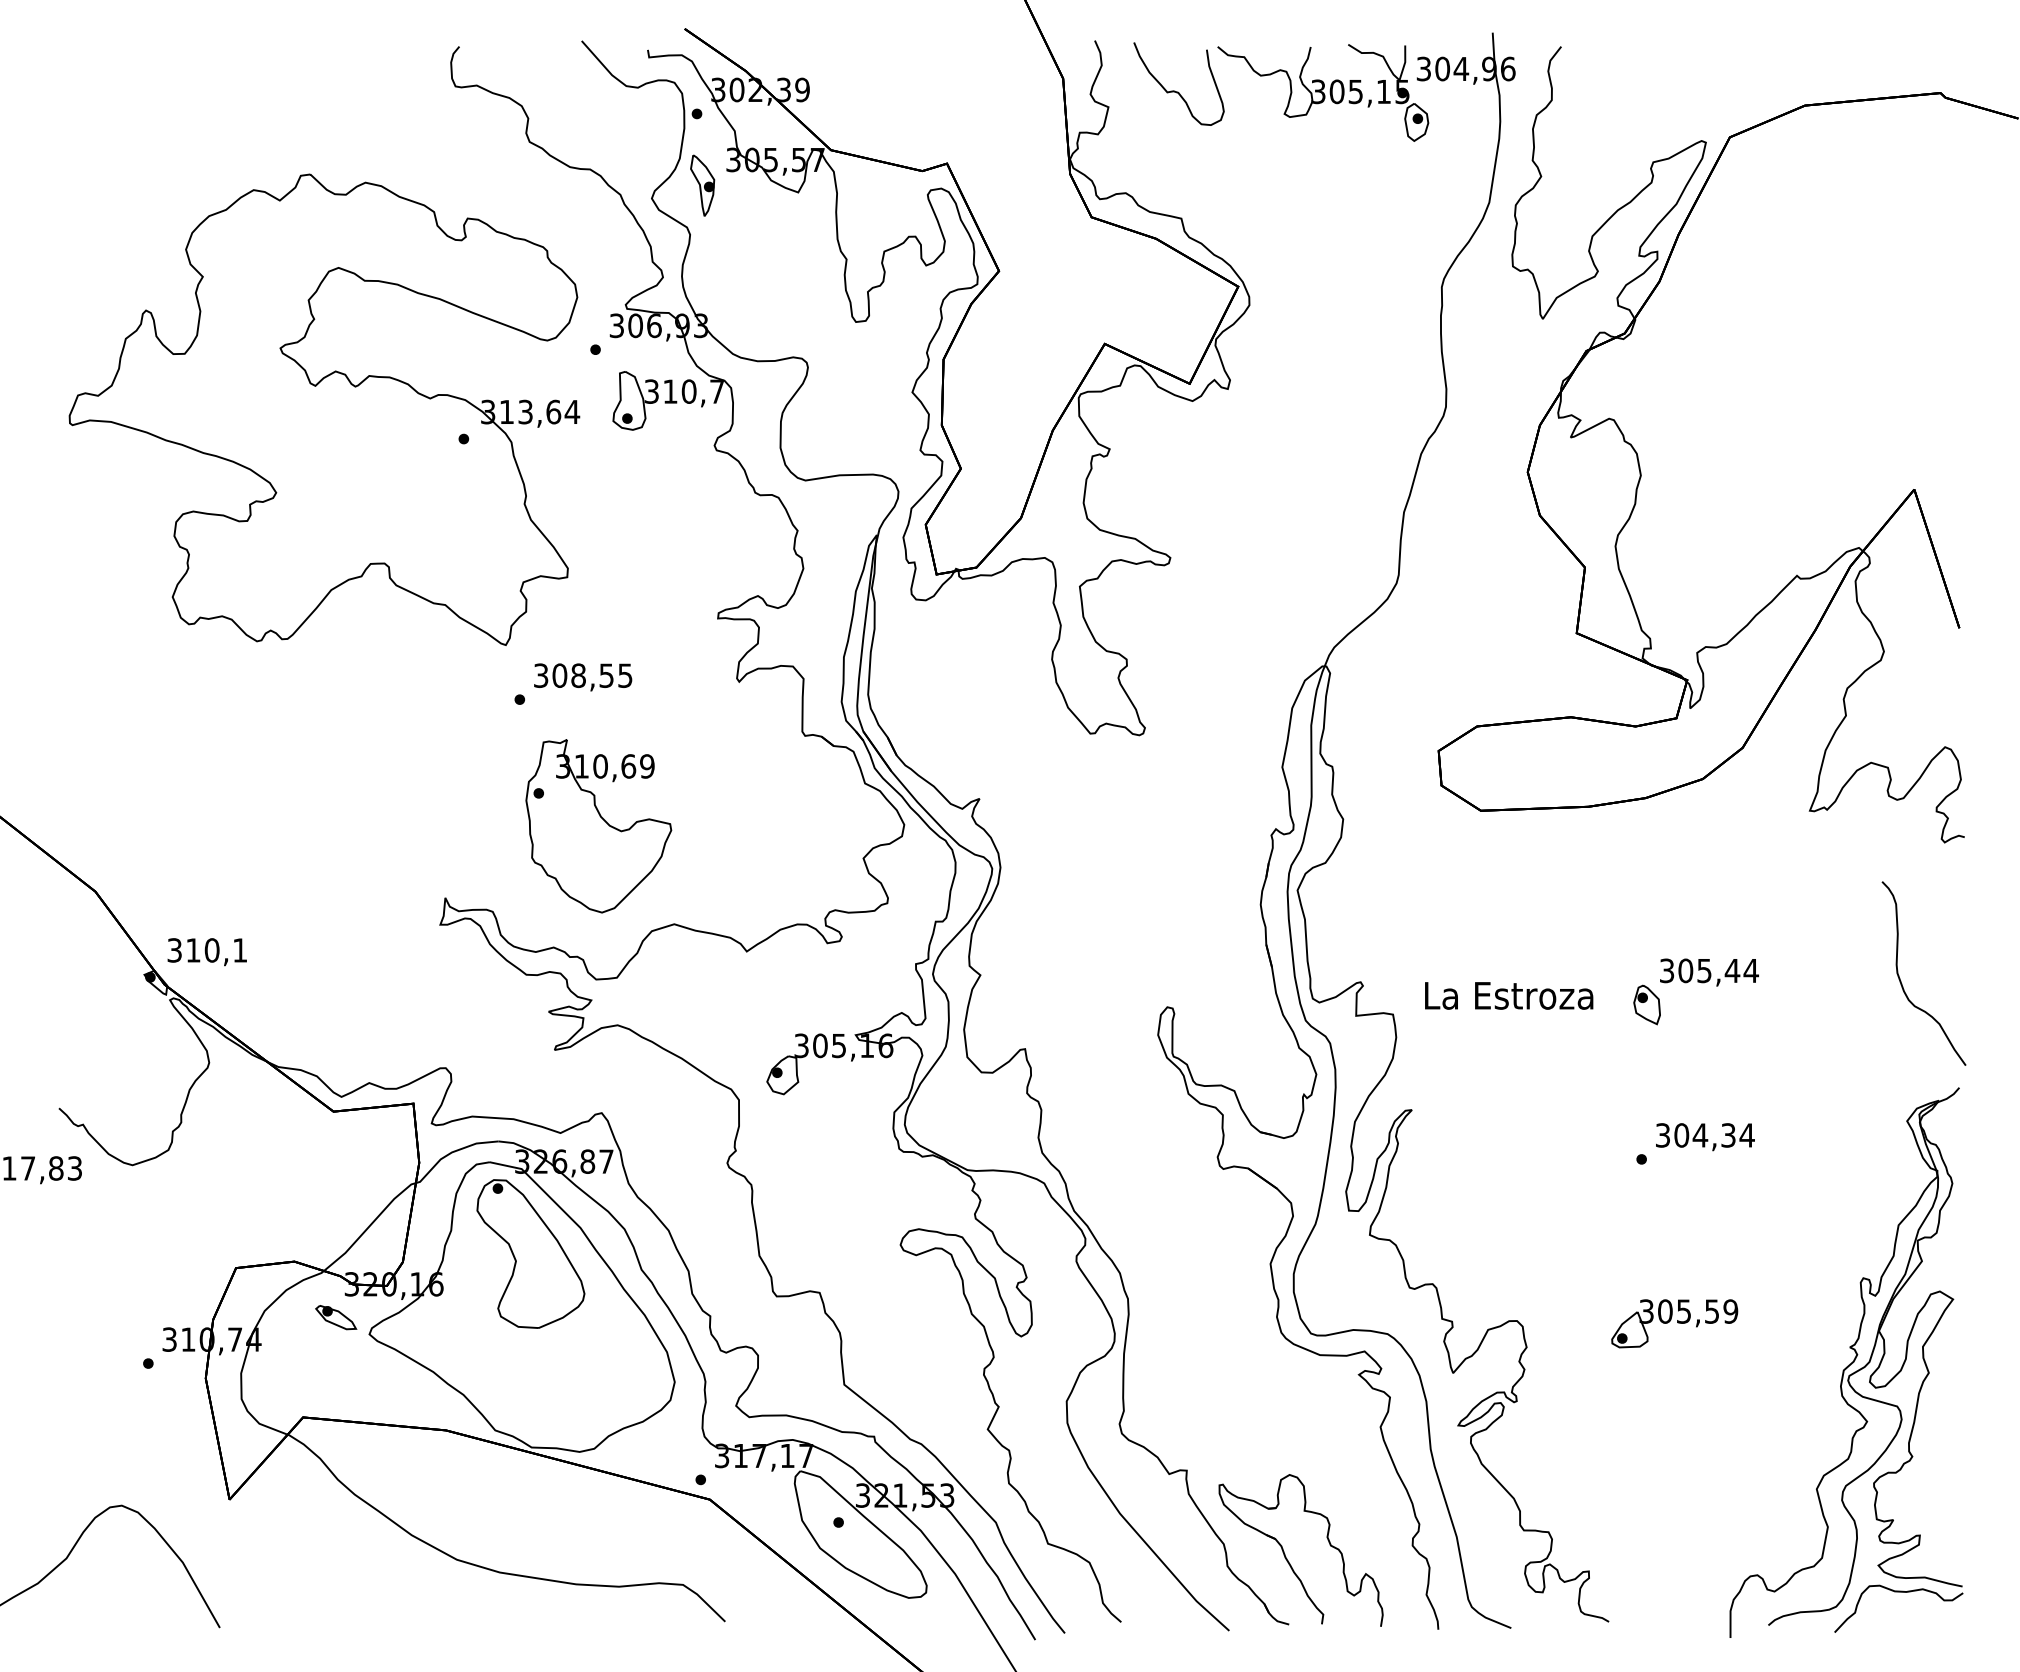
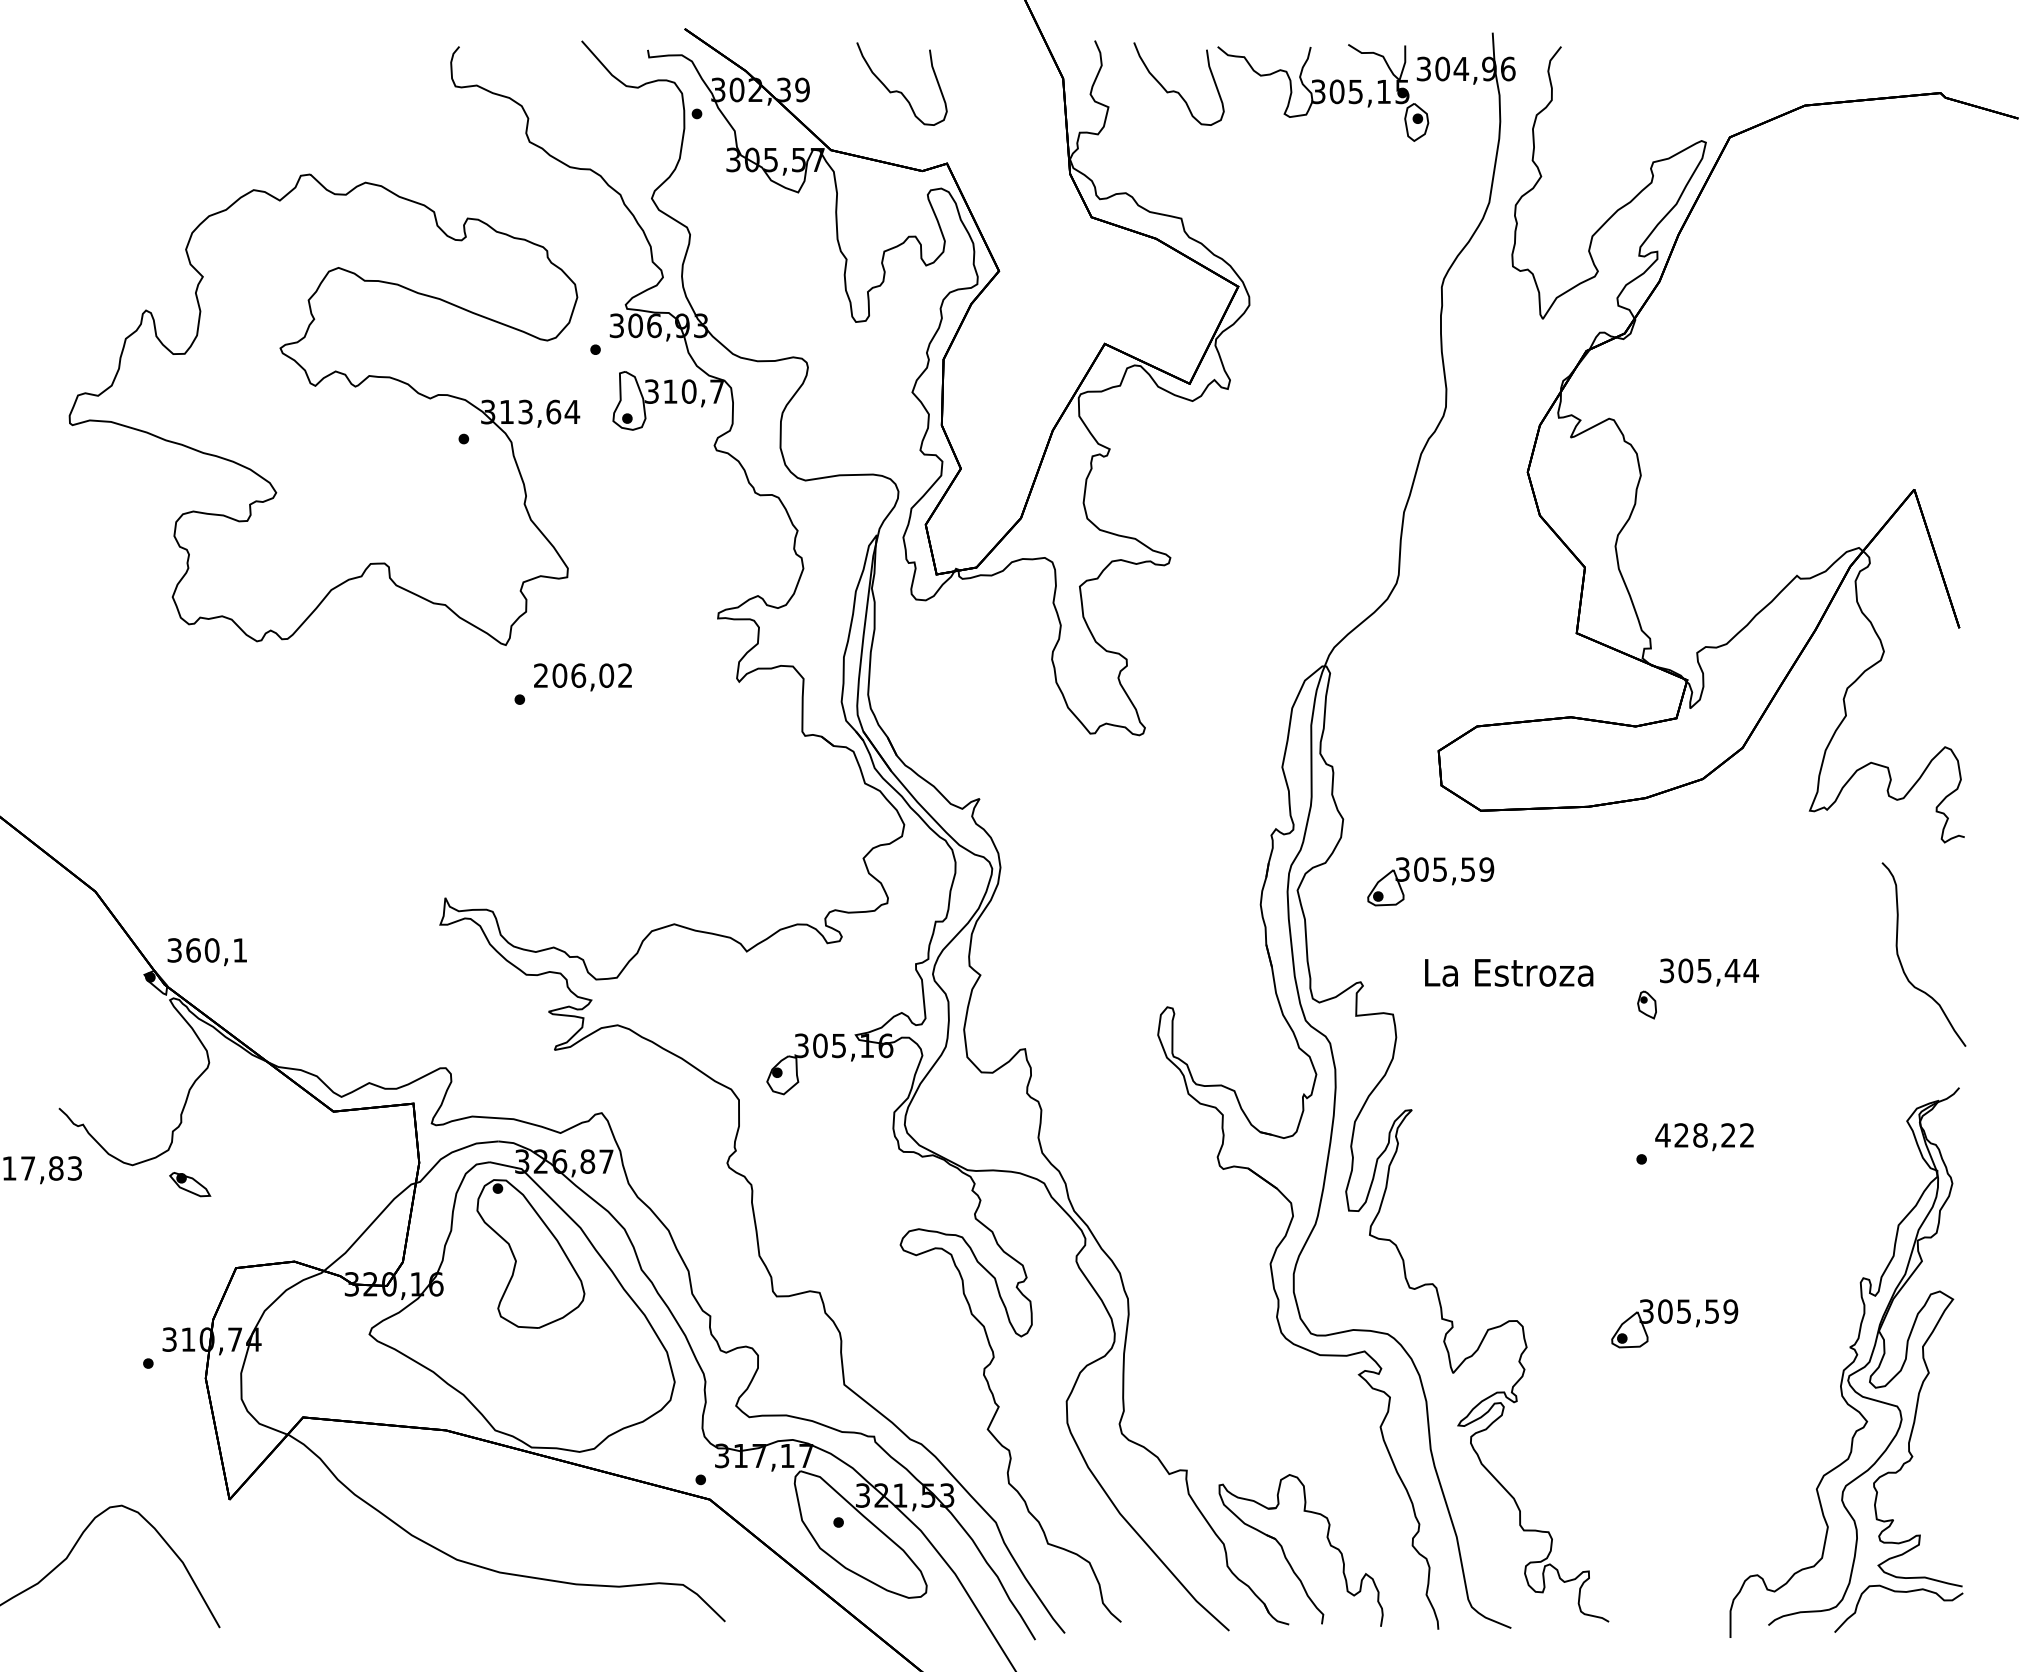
curve: none -> present (901, 91)
part: present -> none (702, 185)
text: 308,55 -> 206,02 (583, 675)
part: present -> none (598, 826)
part: none -> present (1430, 881)
text: 310,1 -> 360,1 (193, 950)
curve position: (1902, 983) -> (1902, 964) (1902, 964)
text position: (1509, 995) -> (1509, 972) (1509, 972)
part size: 28x42 px -> 20x30 px (1646, 1004)
text: 304,34 -> 428,22 (1704, 1135)
part position: (336, 1317) -> (190, 1184) (190, 1184)
